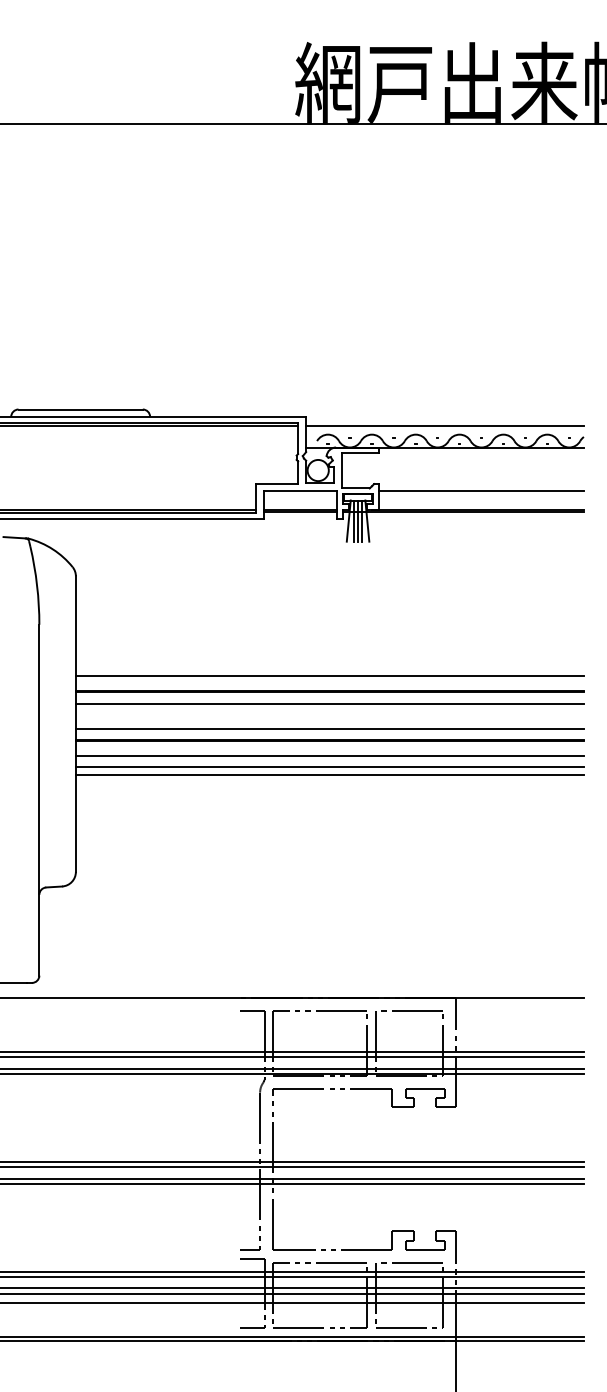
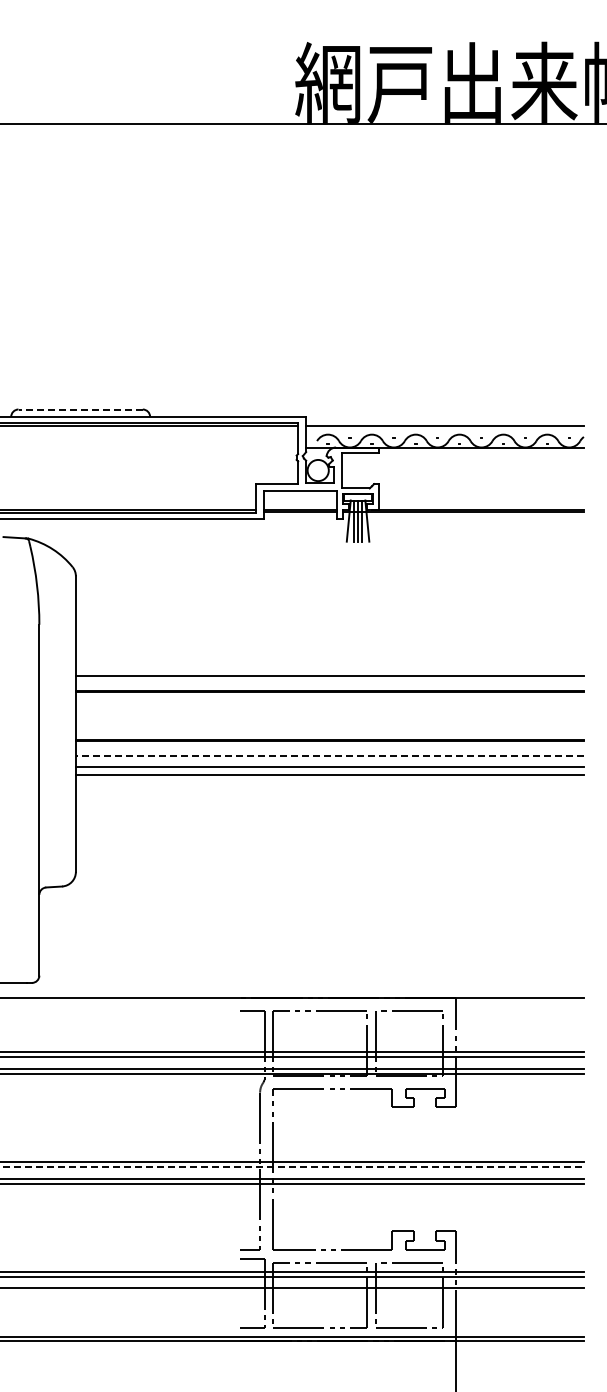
line: solid -> dashed (80, 409)
line: present -> none (481, 490)
line: present -> none (329, 703)
line: present -> none (329, 728)
line: solid -> dashed (329, 756)
line: solid -> dashed (292, 1167)
line: present -> none (292, 1293)
line: present -> none (292, 1303)
